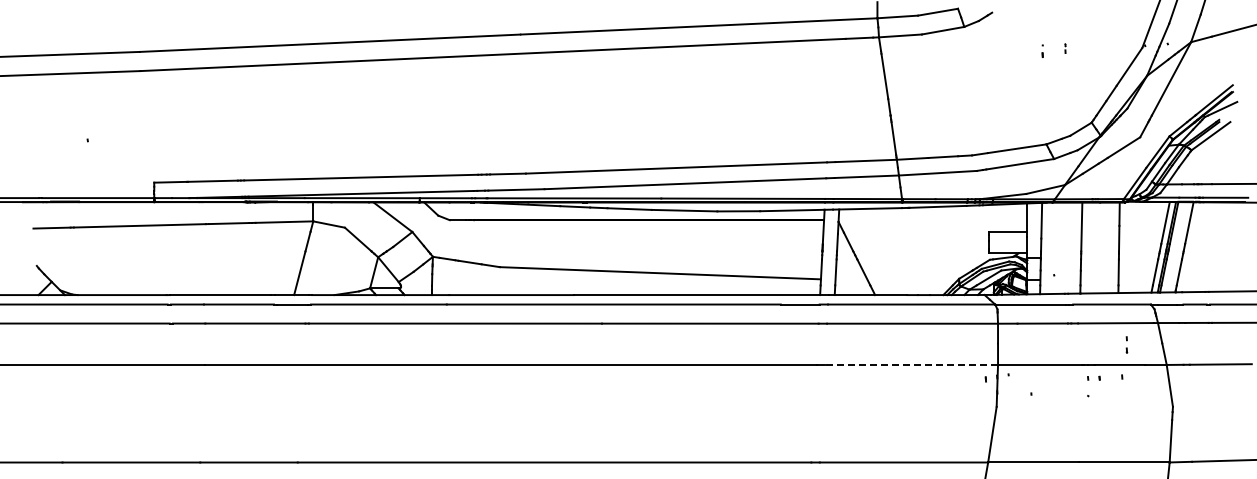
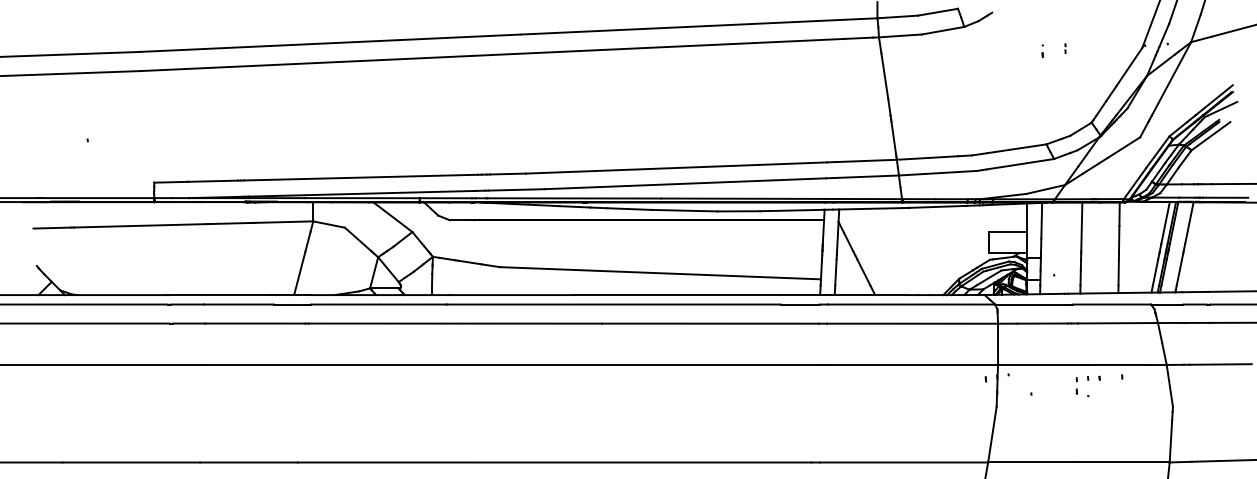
part position: (1126, 344) -> (1076, 385) (1076, 385)
line: dashed -> solid (911, 364)
